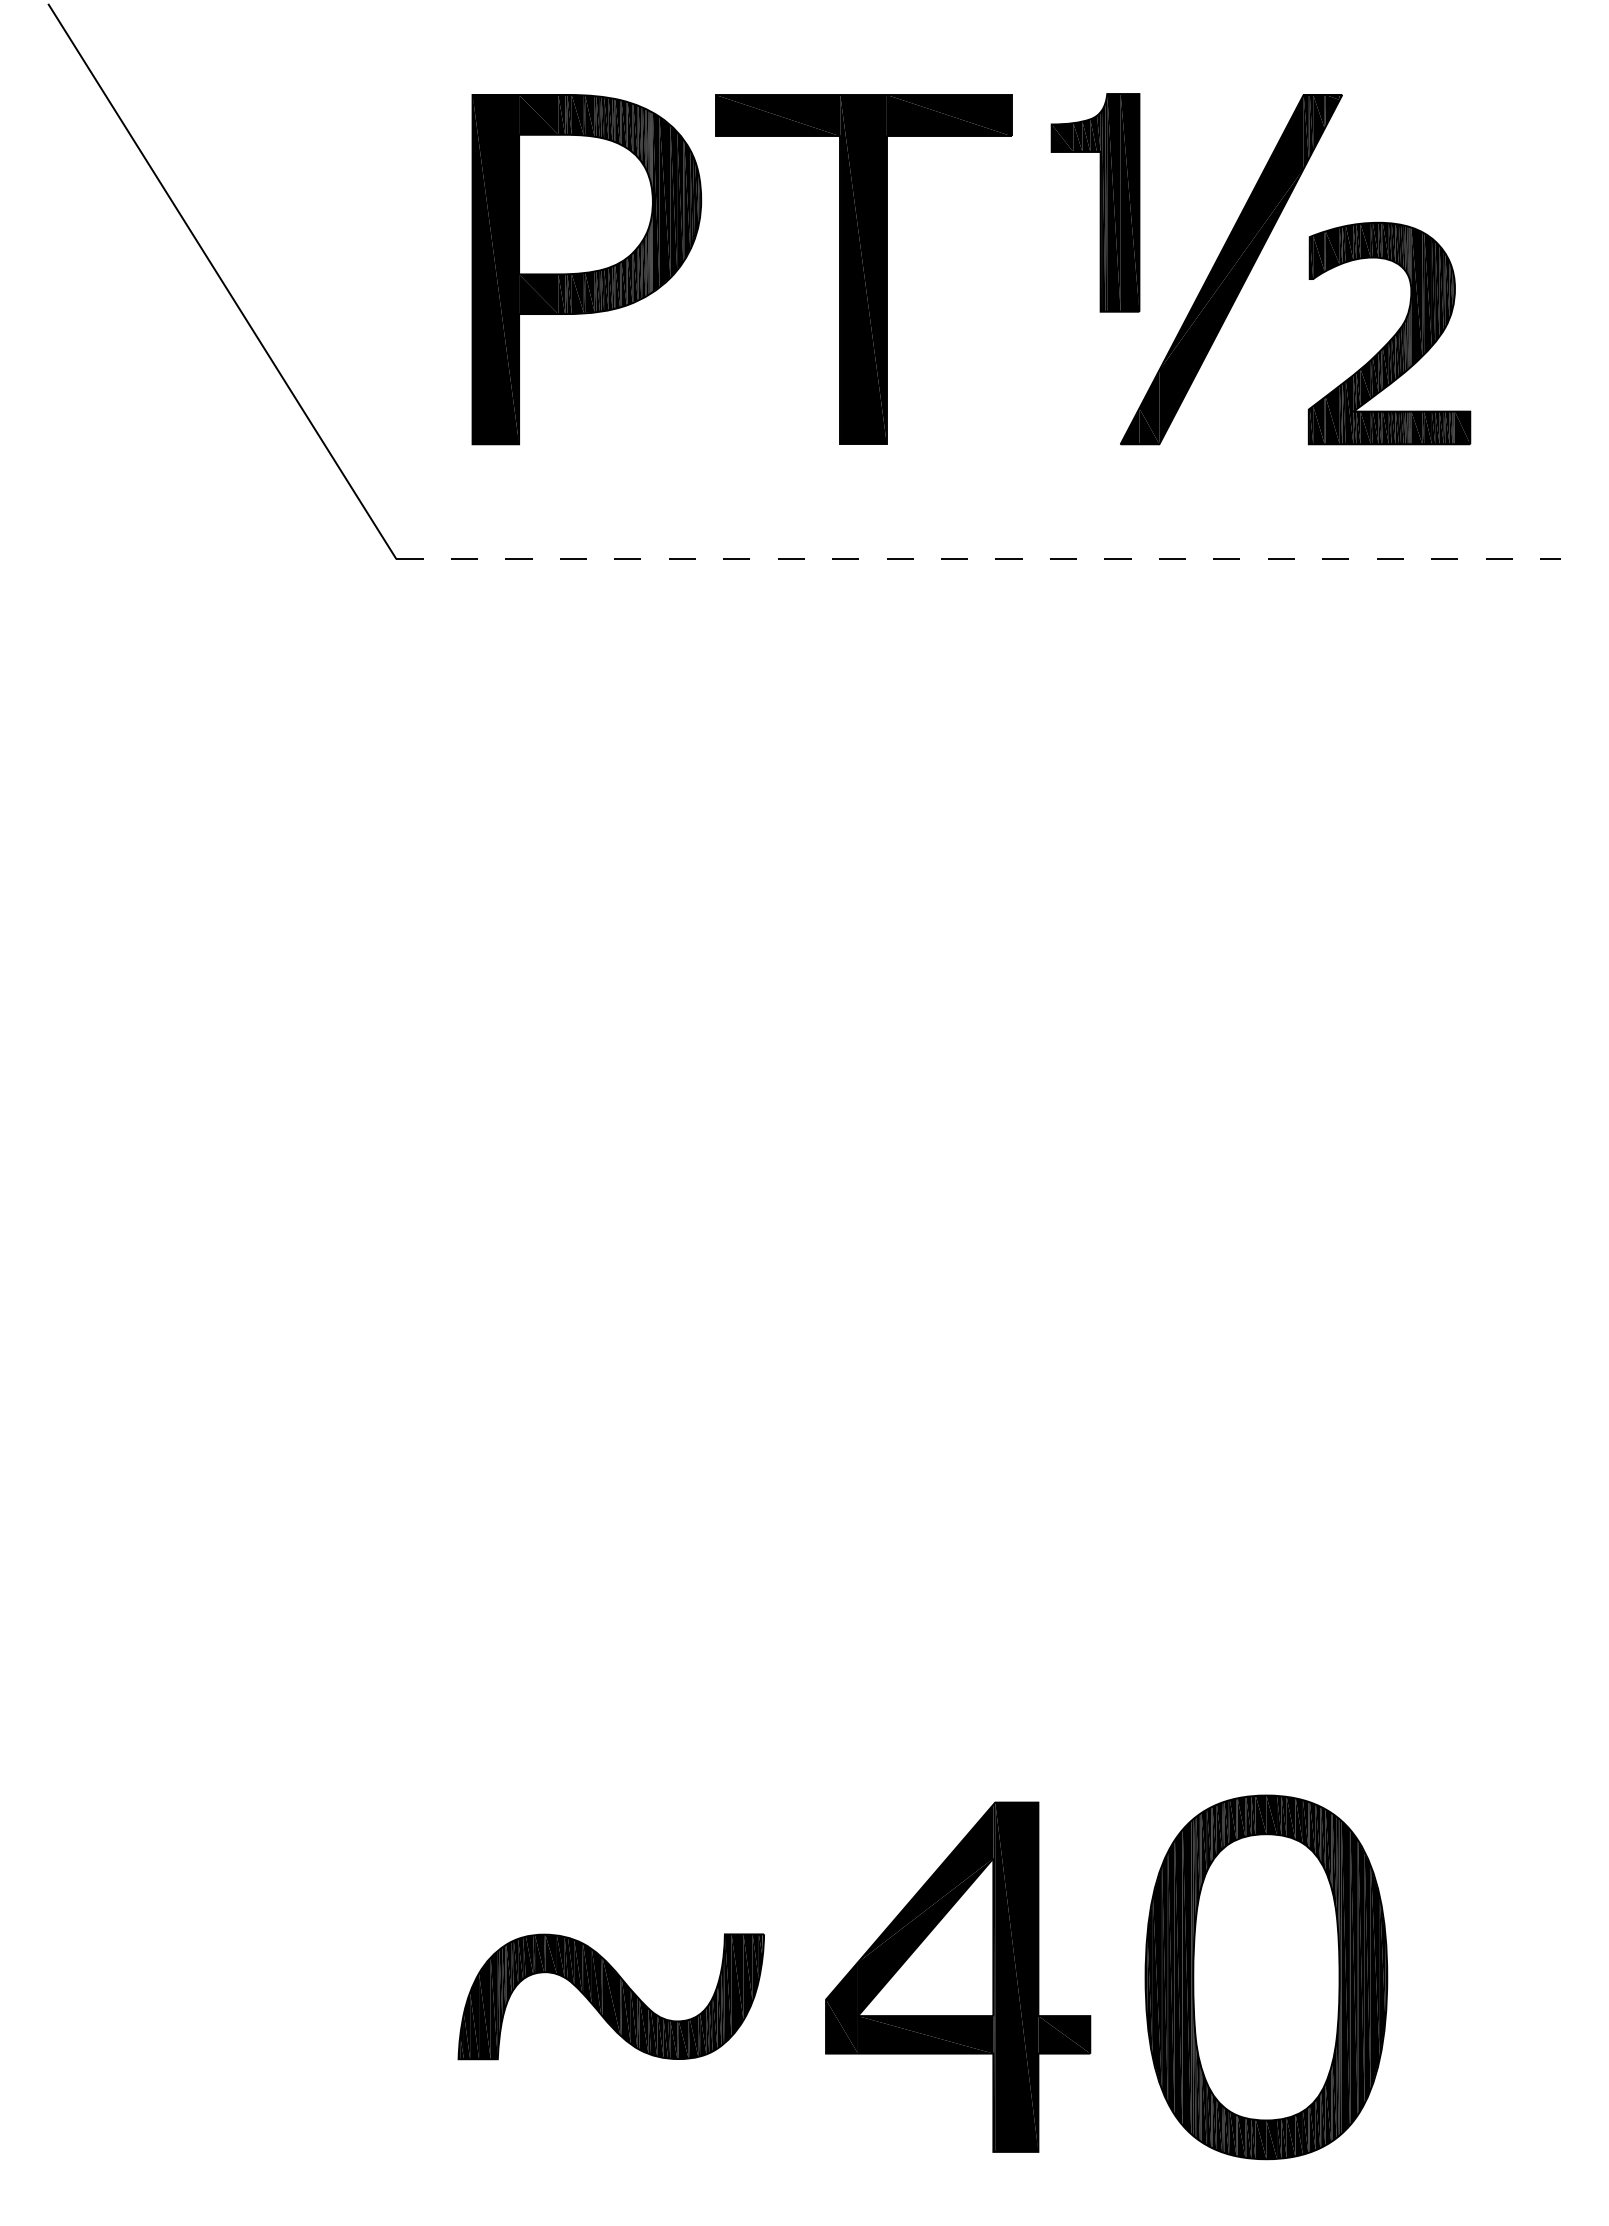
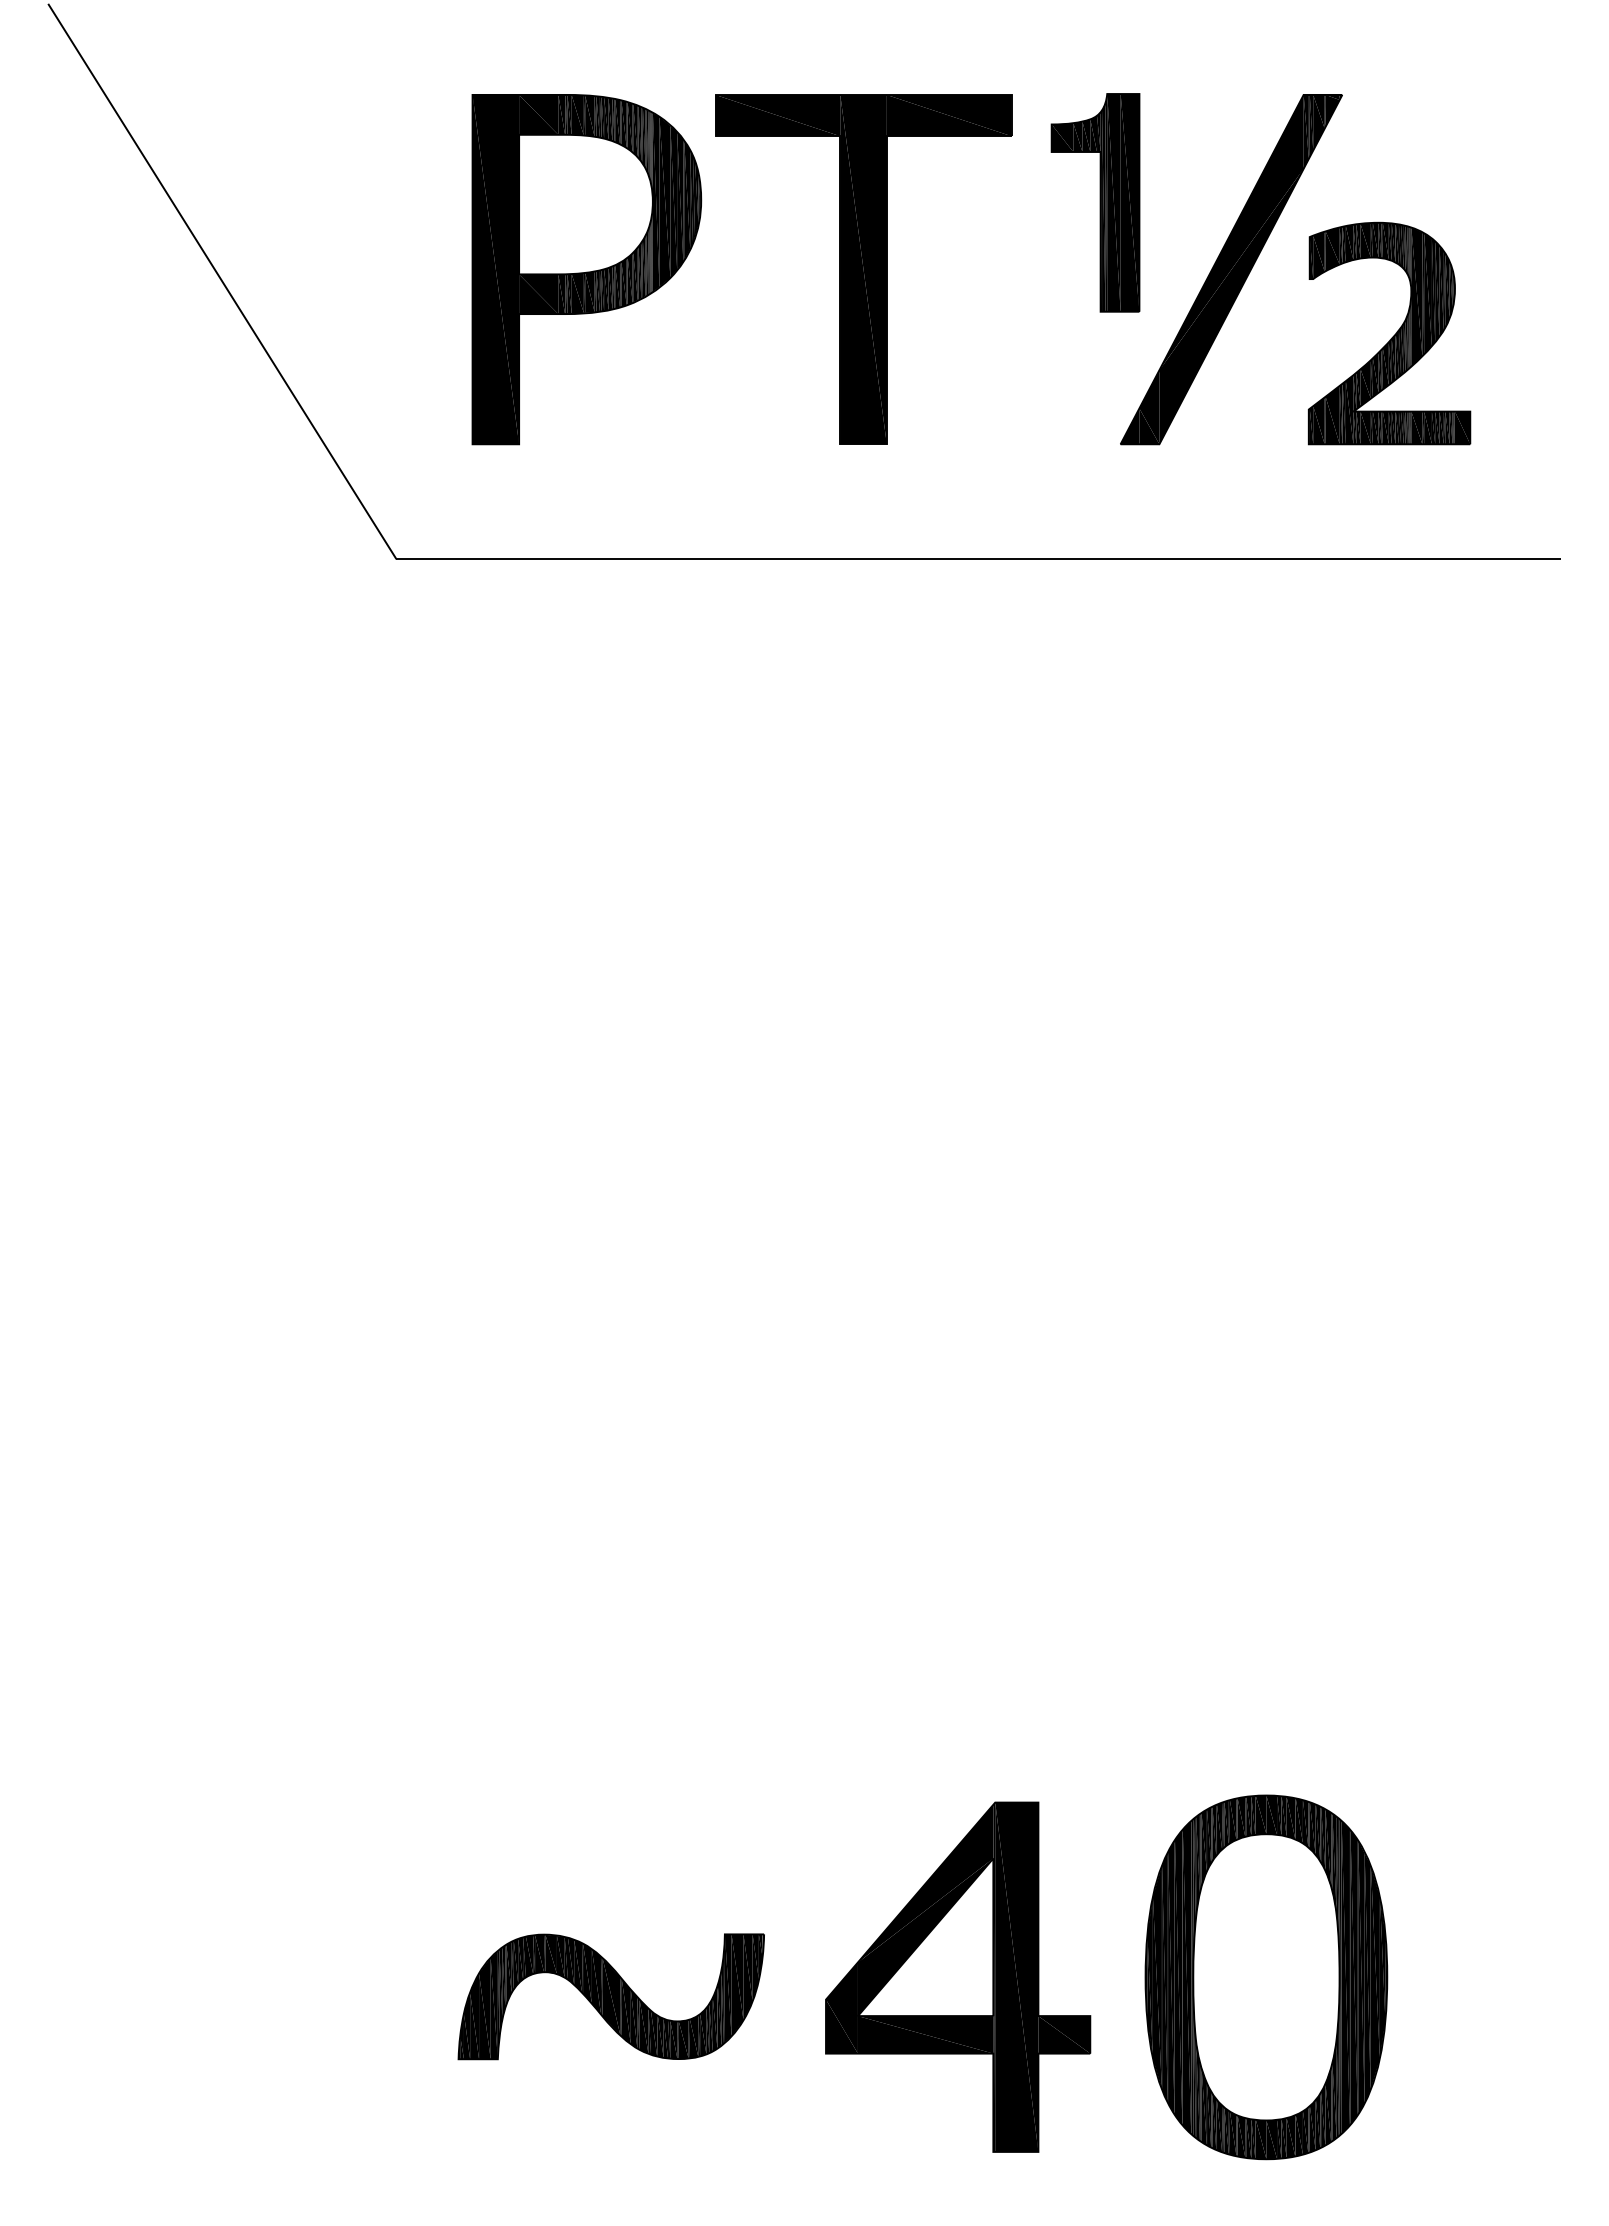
line: dashed -> solid (979, 559)
